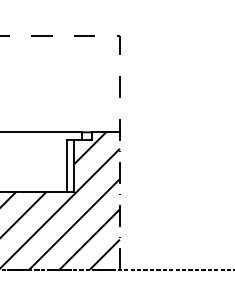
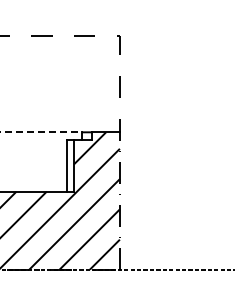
line: solid -> dashed (40, 132)
